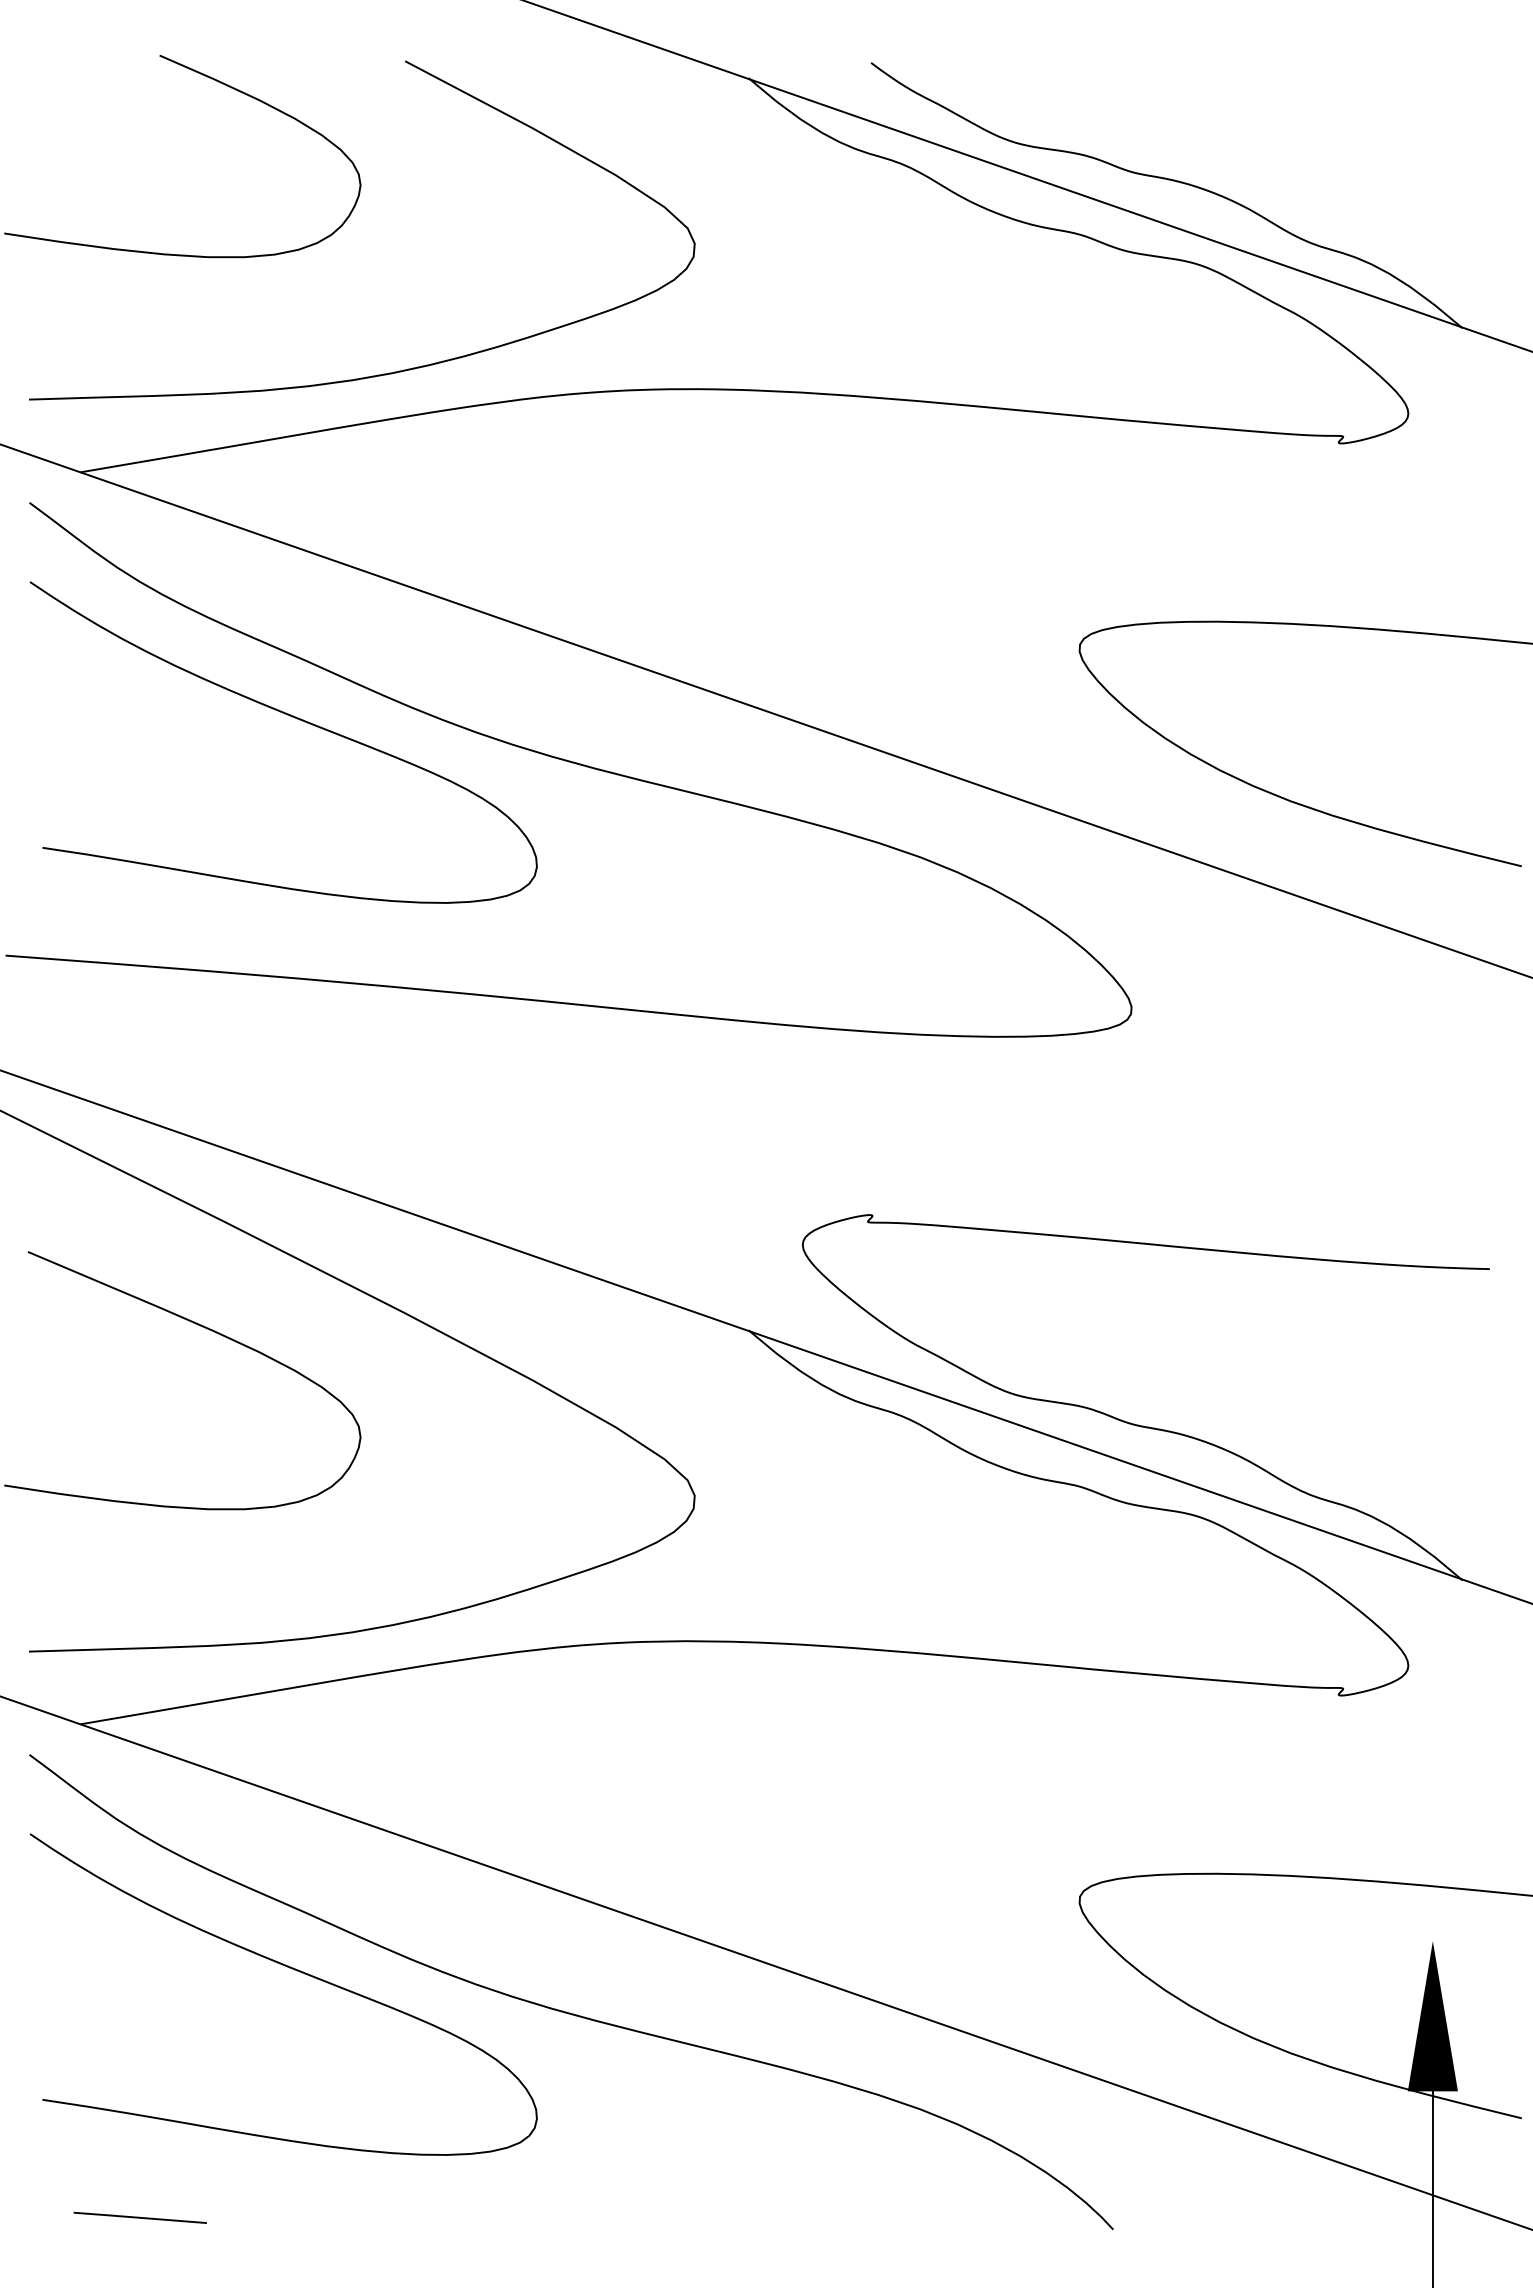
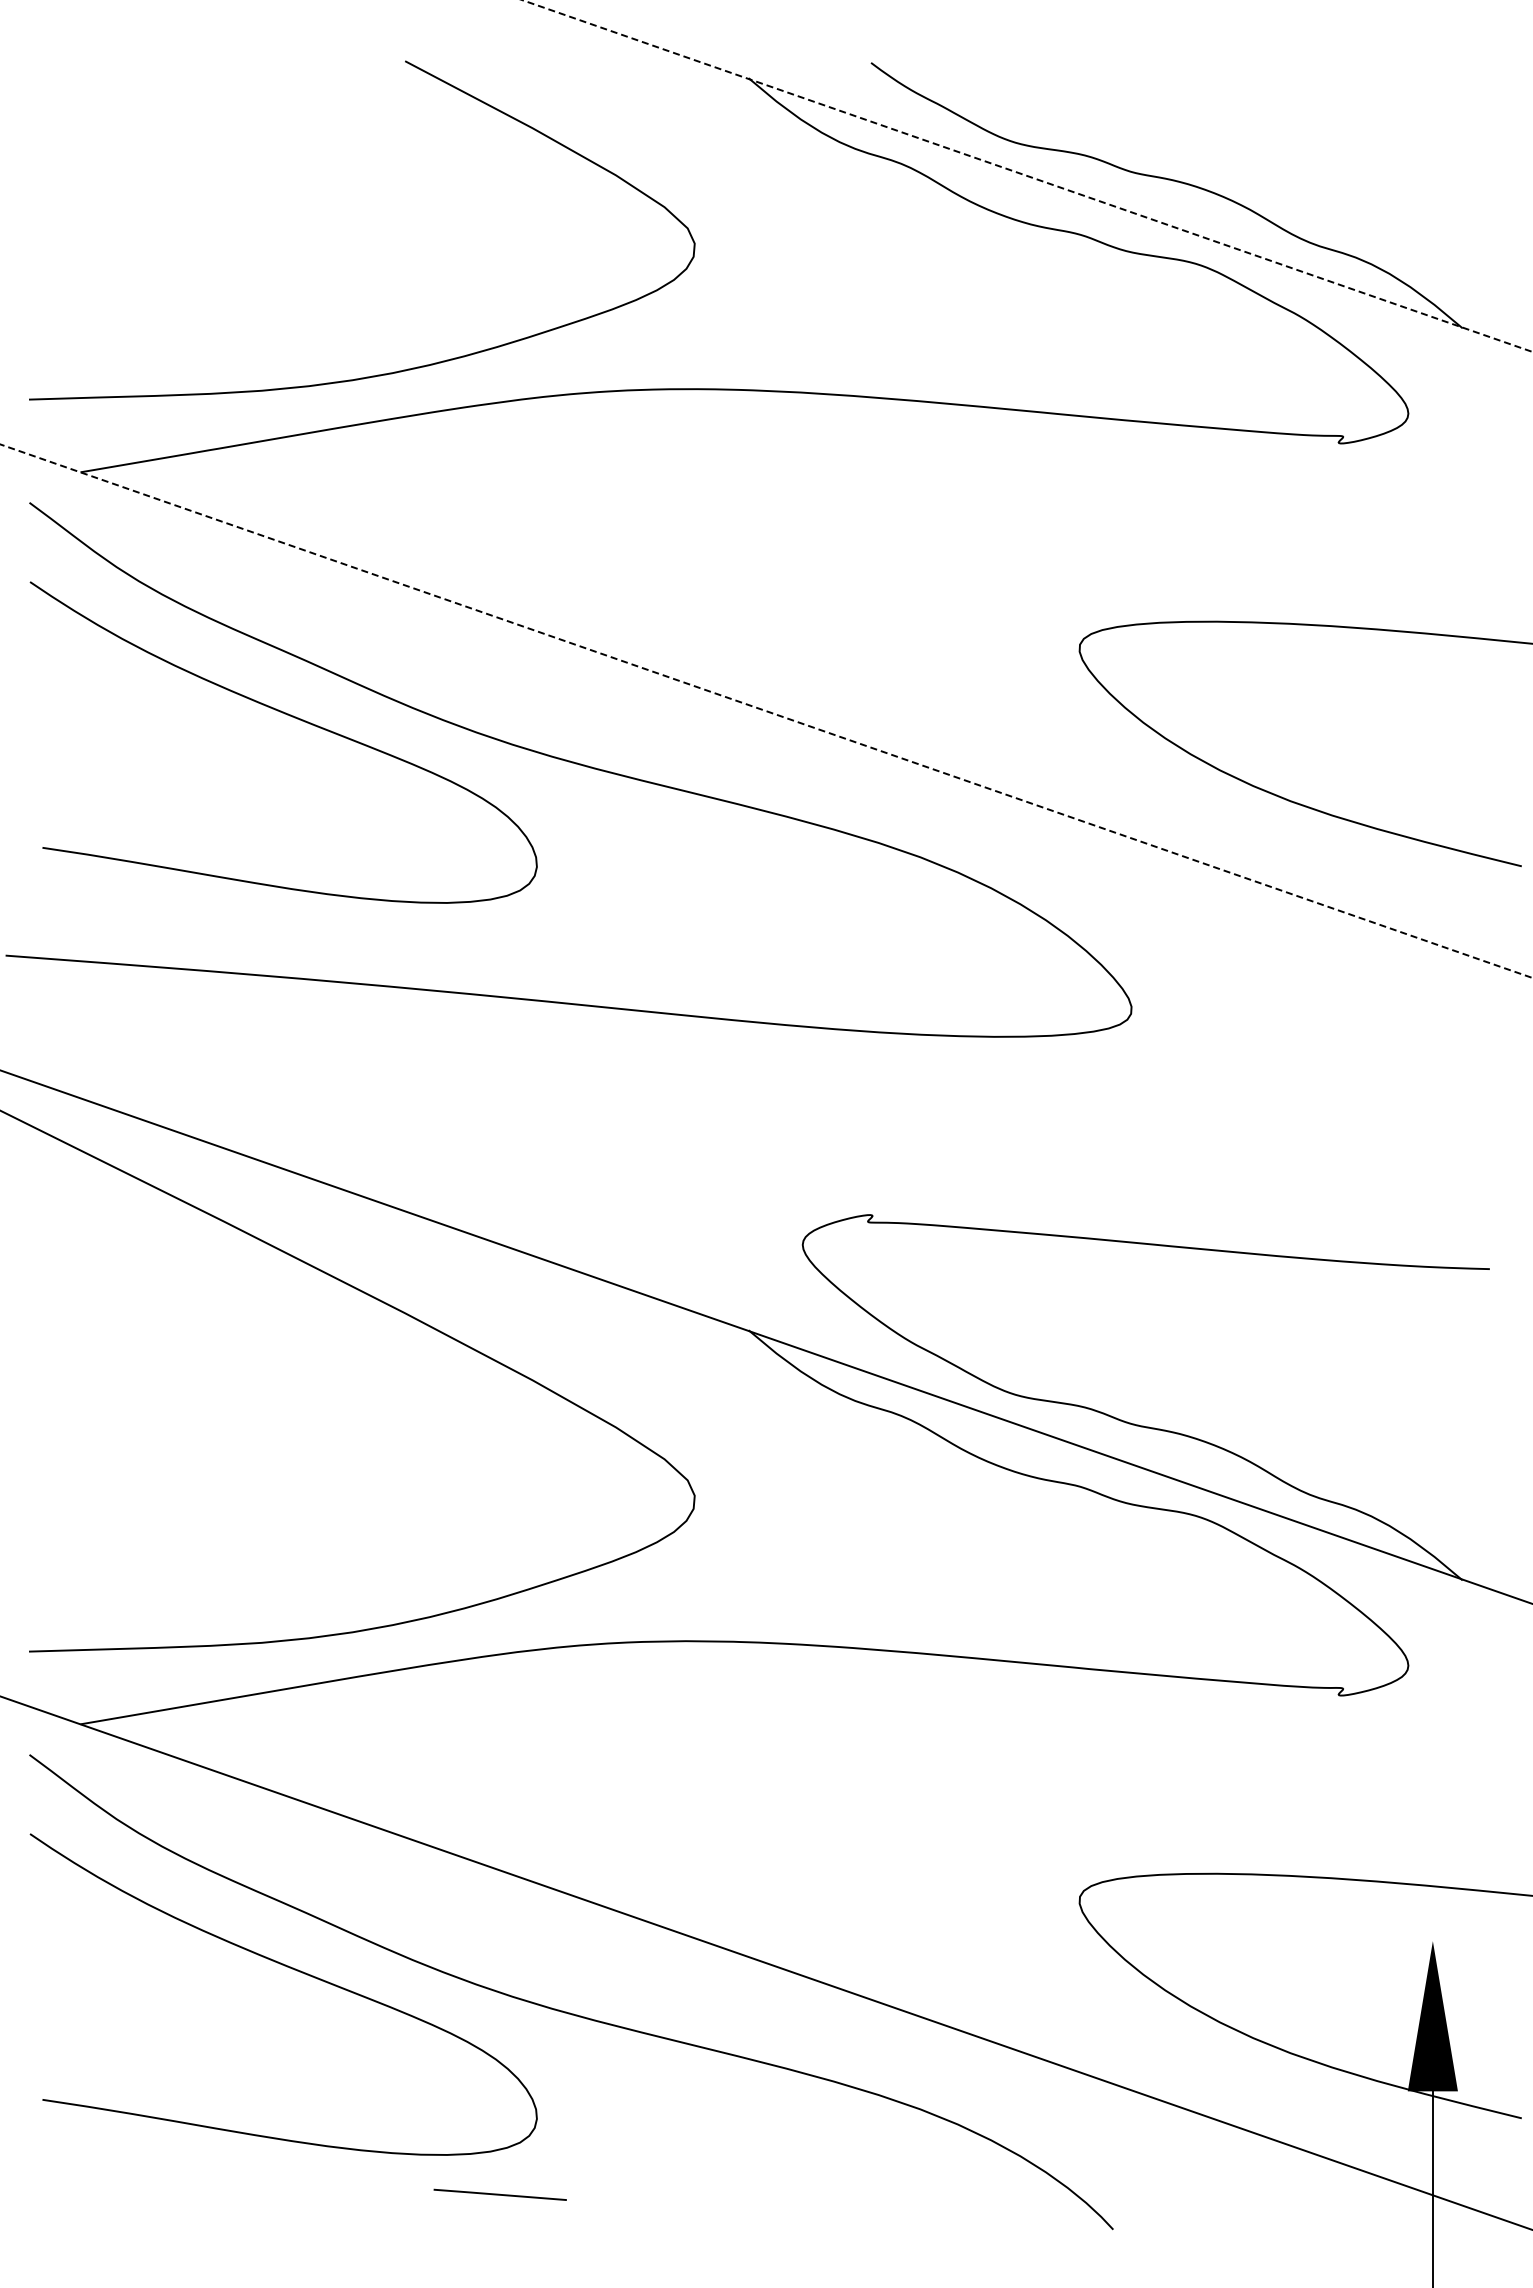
curve: present -> none (211, 79)
line: solid -> dashed (1027, 176)
line: solid -> dashed (766, 711)
curve: present -> none (204, 1328)
line position: (139, 2217) -> (499, 2194) (499, 2194)
